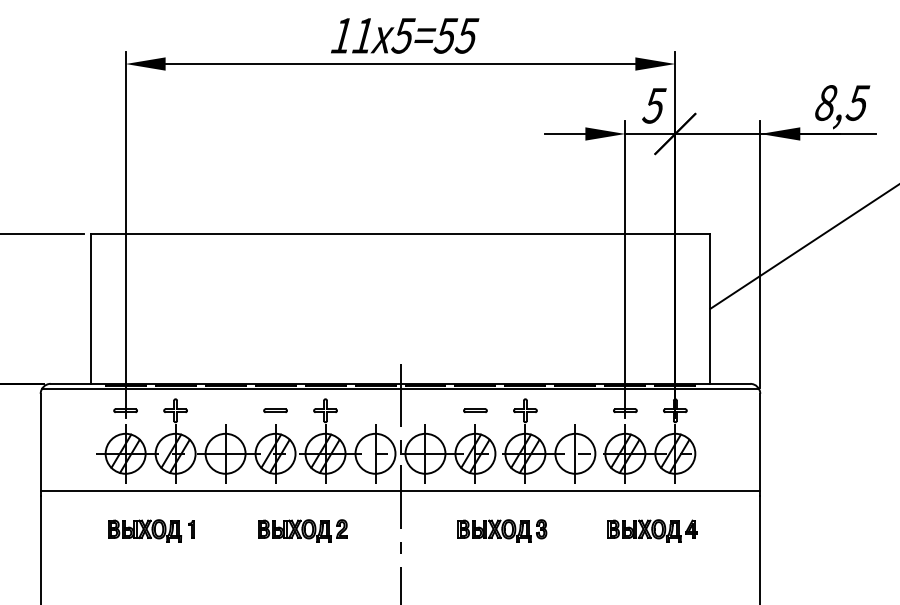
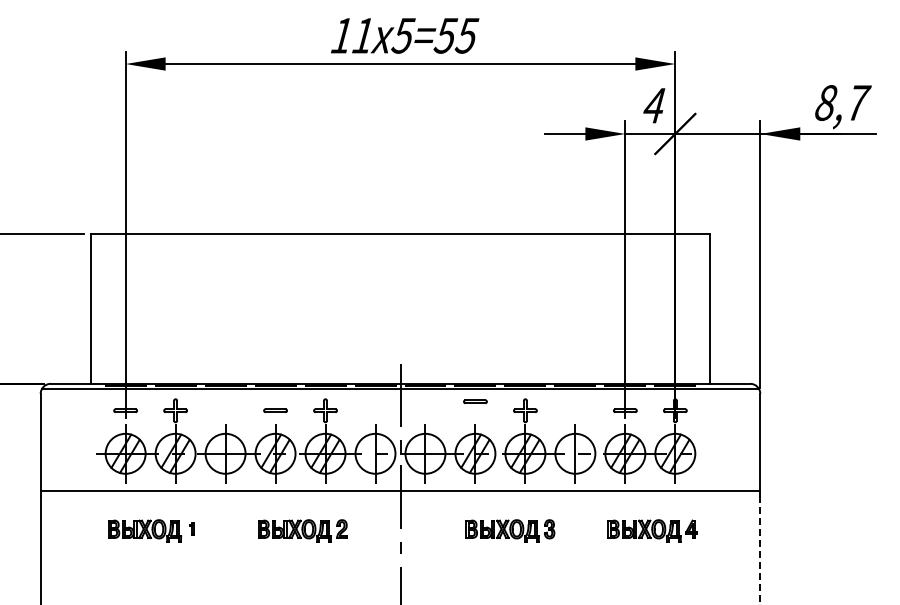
text: 8,5 -> 8,7 (858, 102)
text: 5 -> 4 (654, 105)
line: present -> none (803, 246)
line position: (475, 409) -> (475, 400) (475, 400)
part size: 7x19 px -> 6x14 px (191, 528)
part position: (502, 530) -> (510, 530) (510, 530)
line: solid -> dashed (760, 550)
